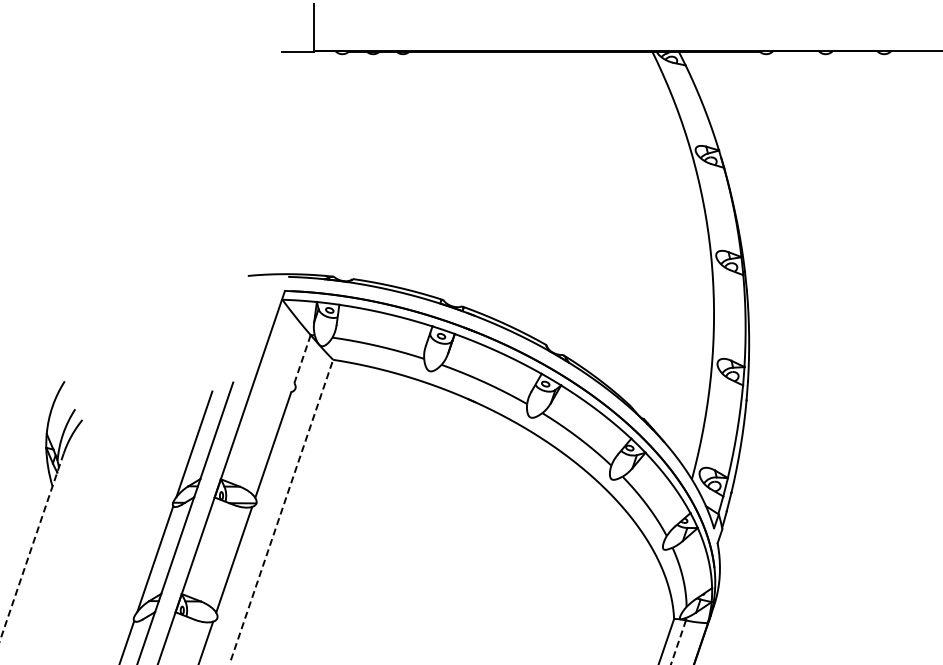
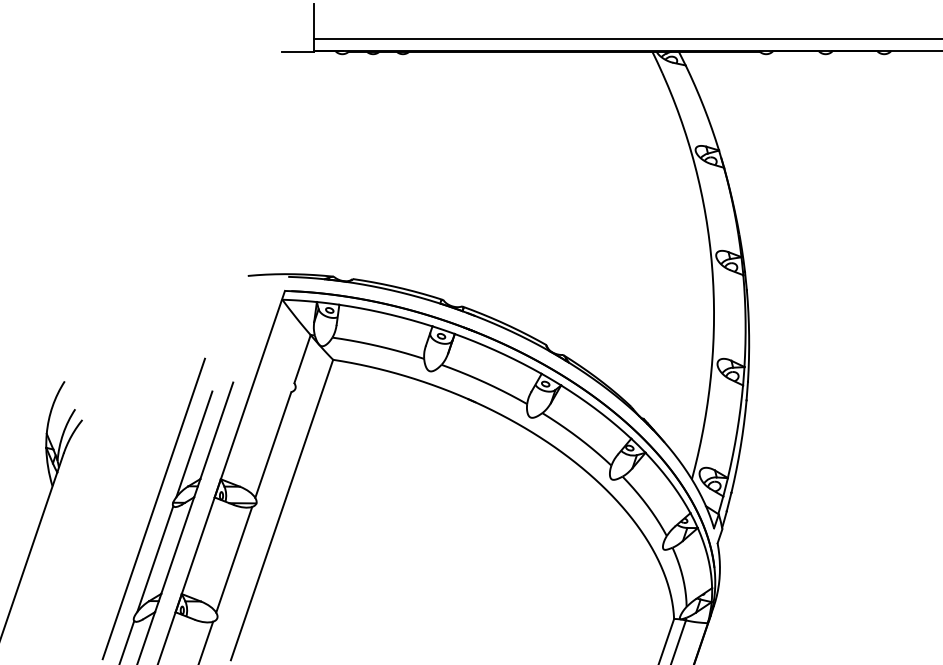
line: none -> present (626, 38)
line: dashed -> solid (302, 359)
line: none -> present (153, 508)
line: dashed -> solid (282, 510)
line: dashed -> solid (31, 547)
line: dashed -> solid (678, 642)
